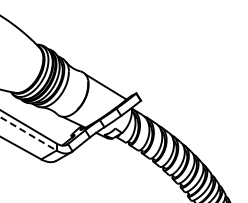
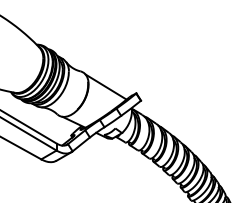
line: dashed -> solid (29, 134)
